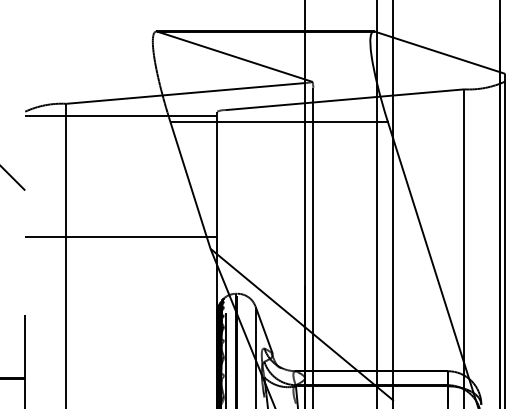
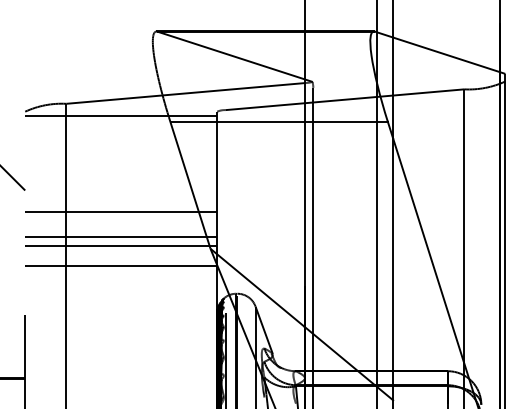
line: none -> present (121, 211)
line: none -> present (121, 245)
line: none -> present (121, 265)
